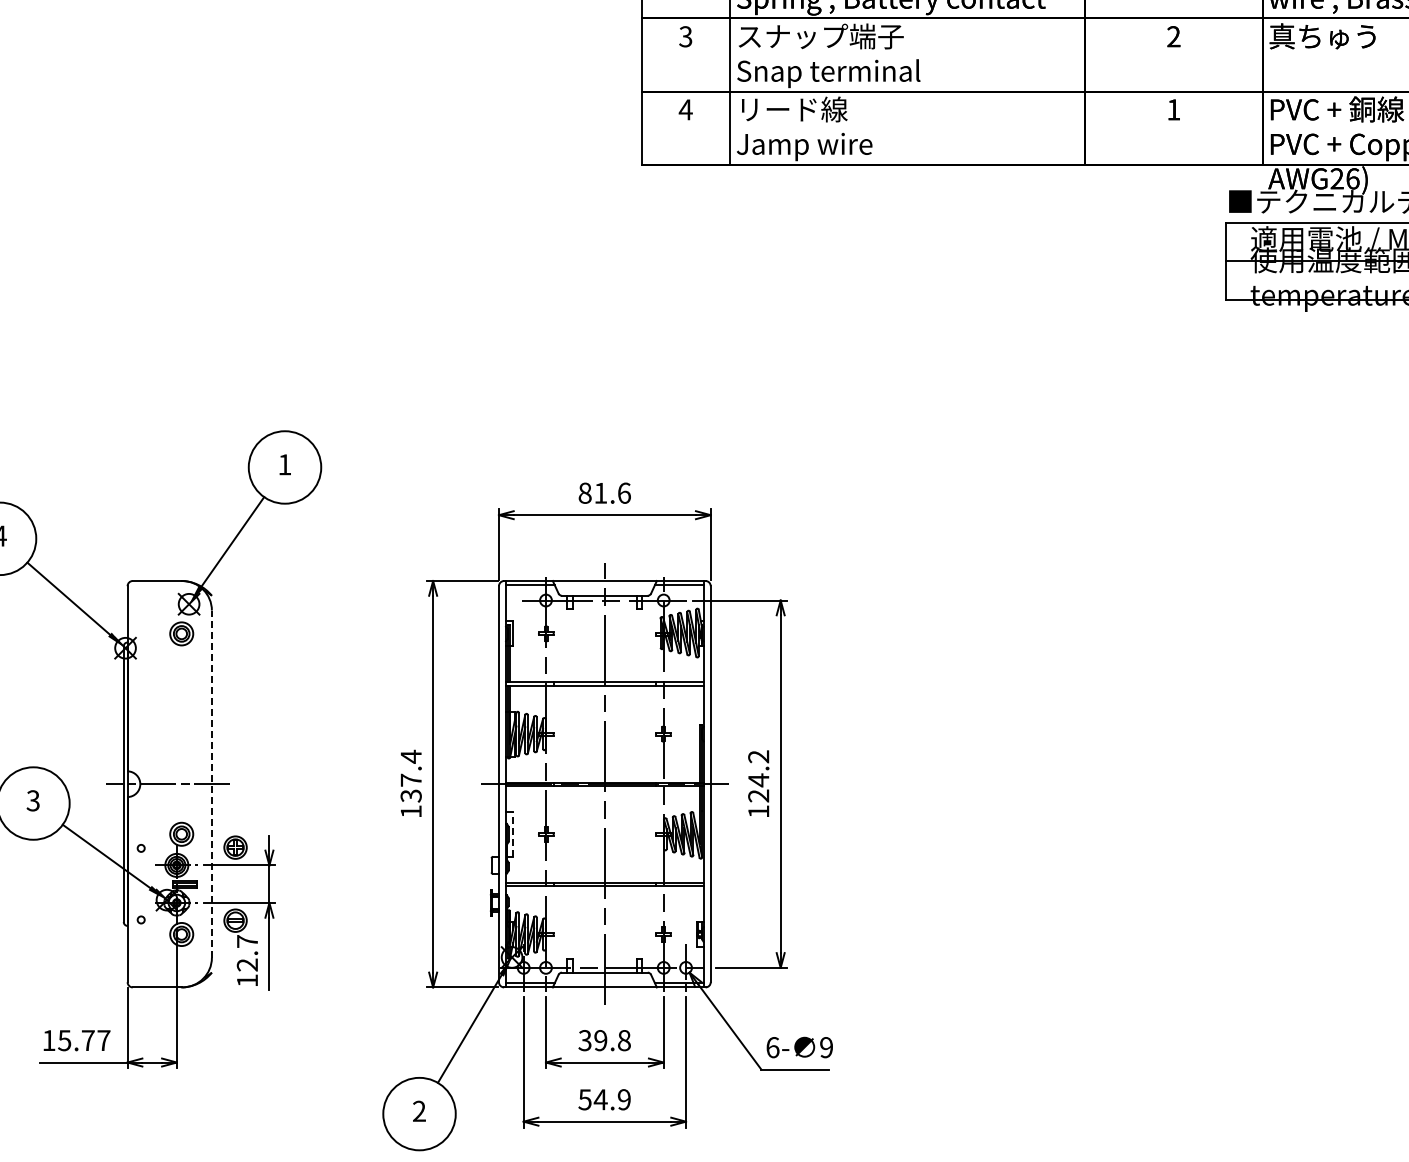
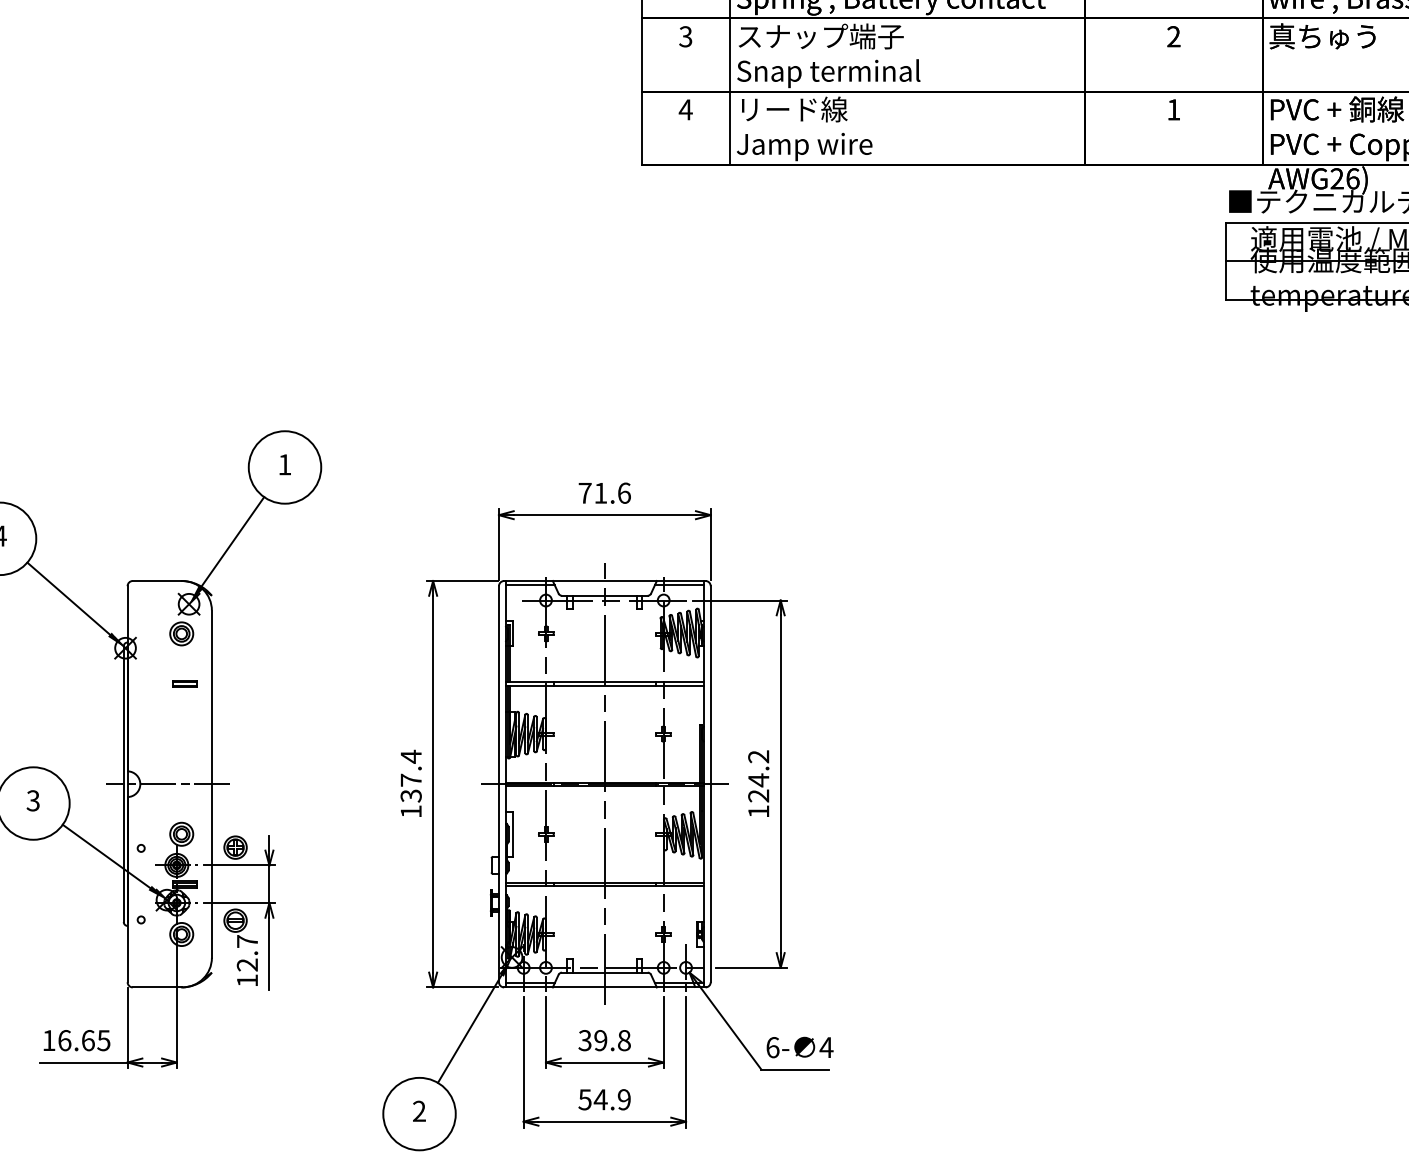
text: 81.6 -> 71.6 (584, 492)
part: none -> present (184, 683)
line: dashed -> solid (211, 784)
line: dashed -> solid (513, 833)
text: 15.77 -> 16.65 (84, 1040)
text: 9 -> 4 (826, 1047)
